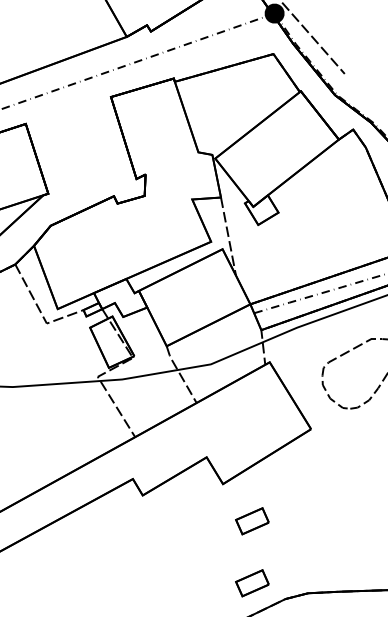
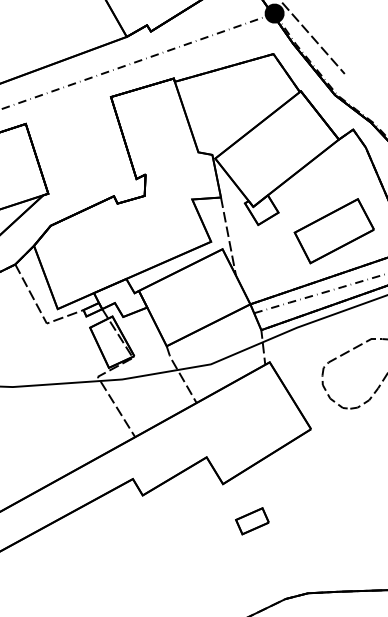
part: none -> present (333, 231)
part: present -> none (252, 583)
